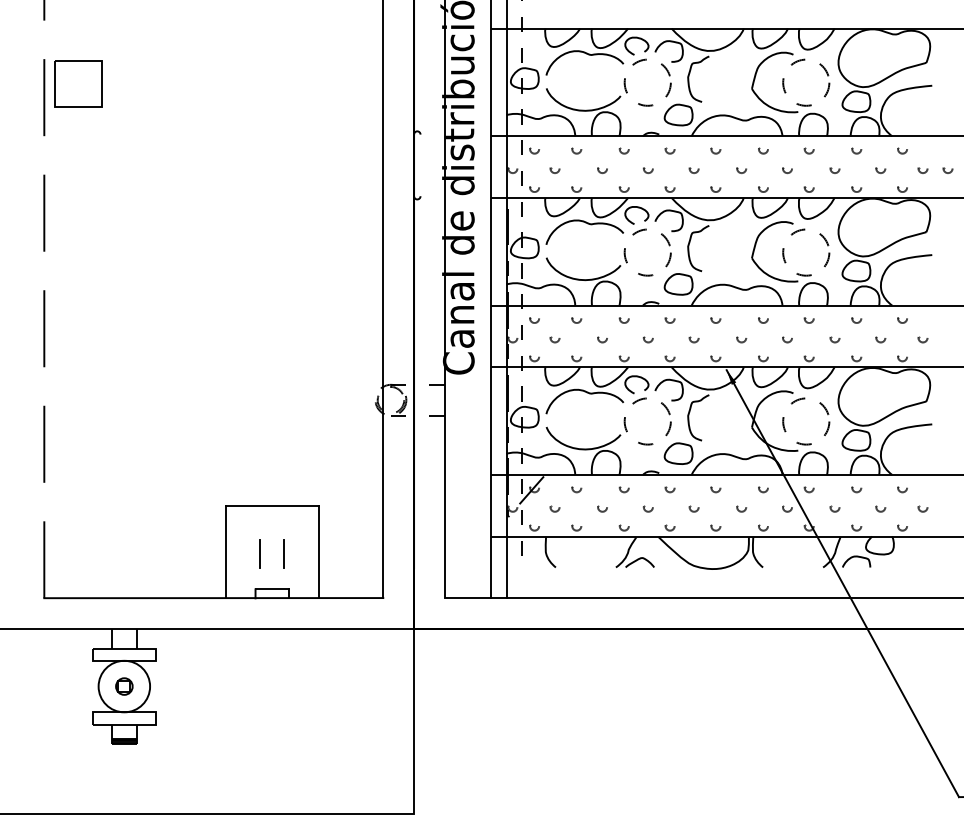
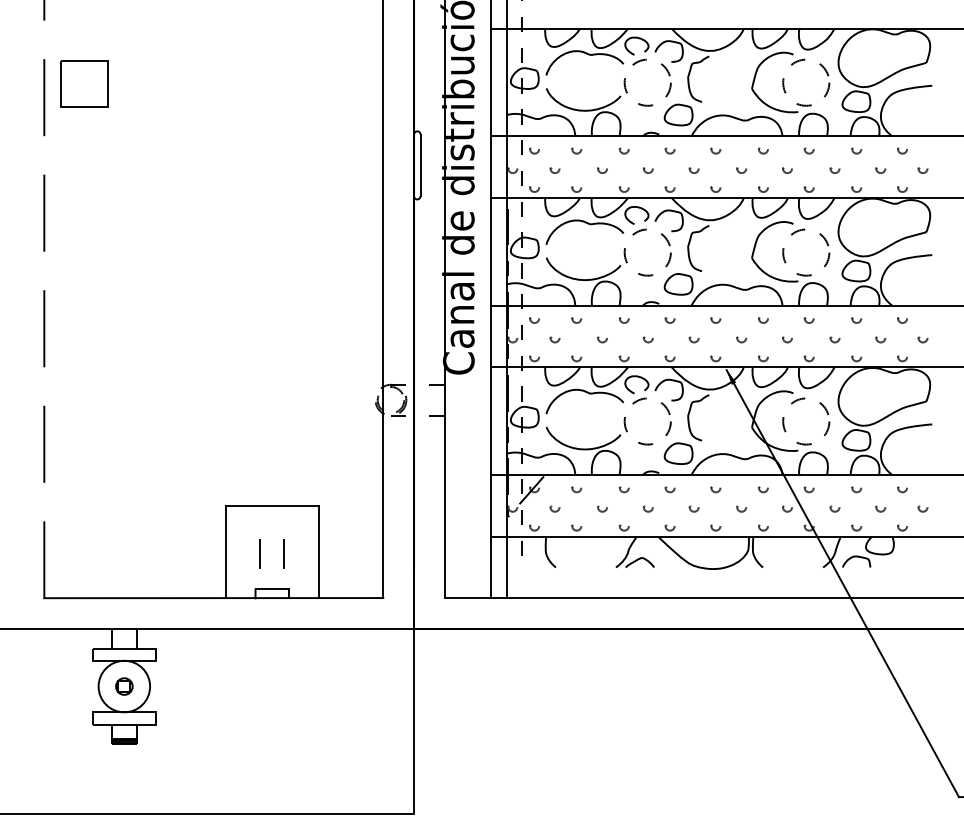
part position: (78, 83) -> (84, 83) (84, 83)
line: none -> present (420, 165)
circle: present -> none (947, 170)
